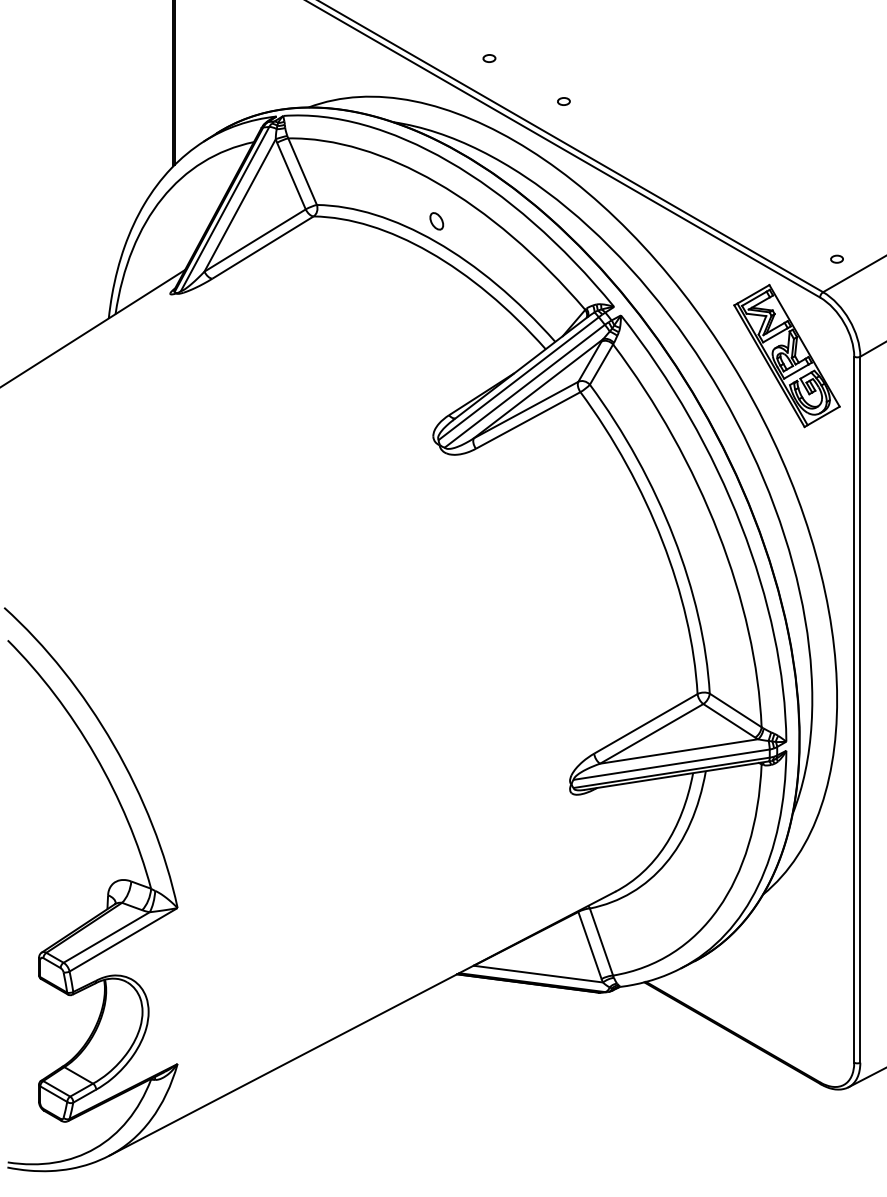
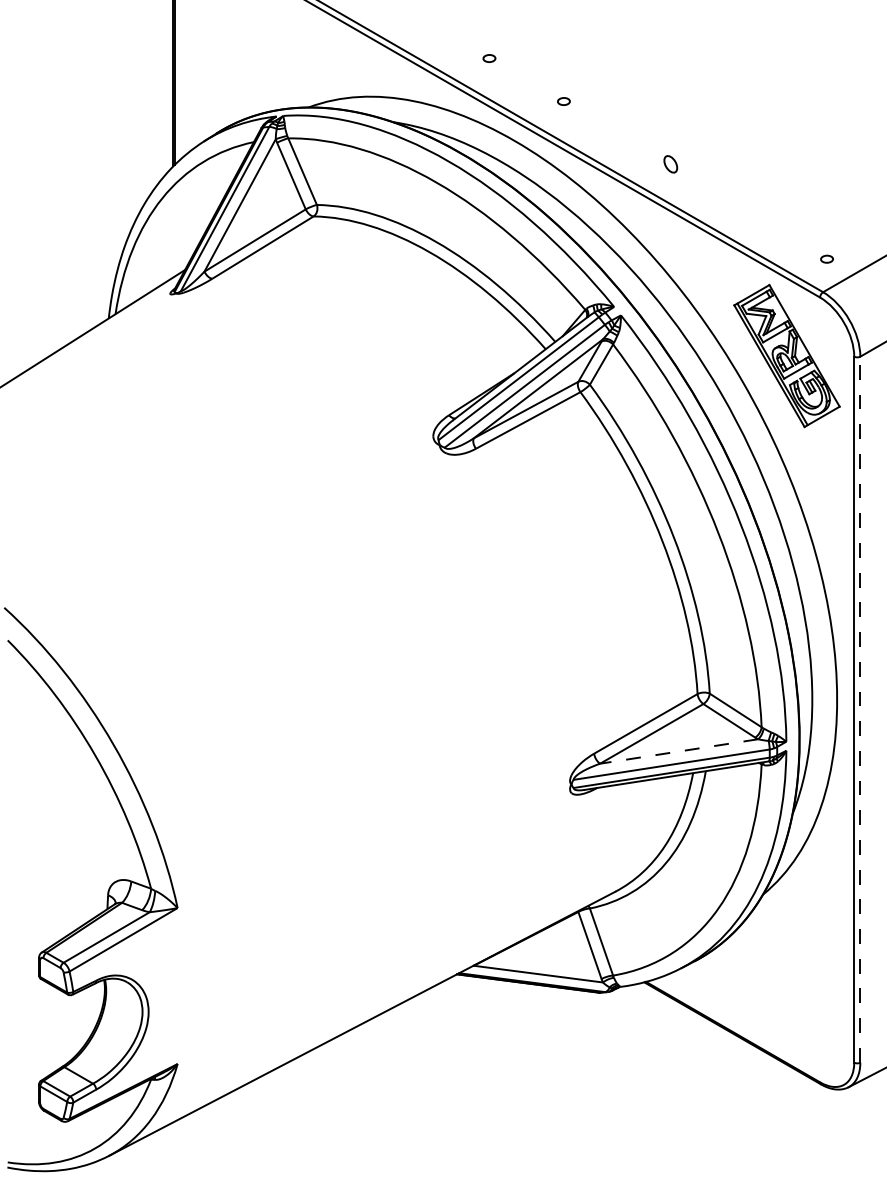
part position: (436, 221) -> (670, 164) (670, 164)
part position: (836, 258) -> (826, 258) (826, 258)
line: solid -> dashed (860, 709)
line: solid -> dashed (678, 751)
